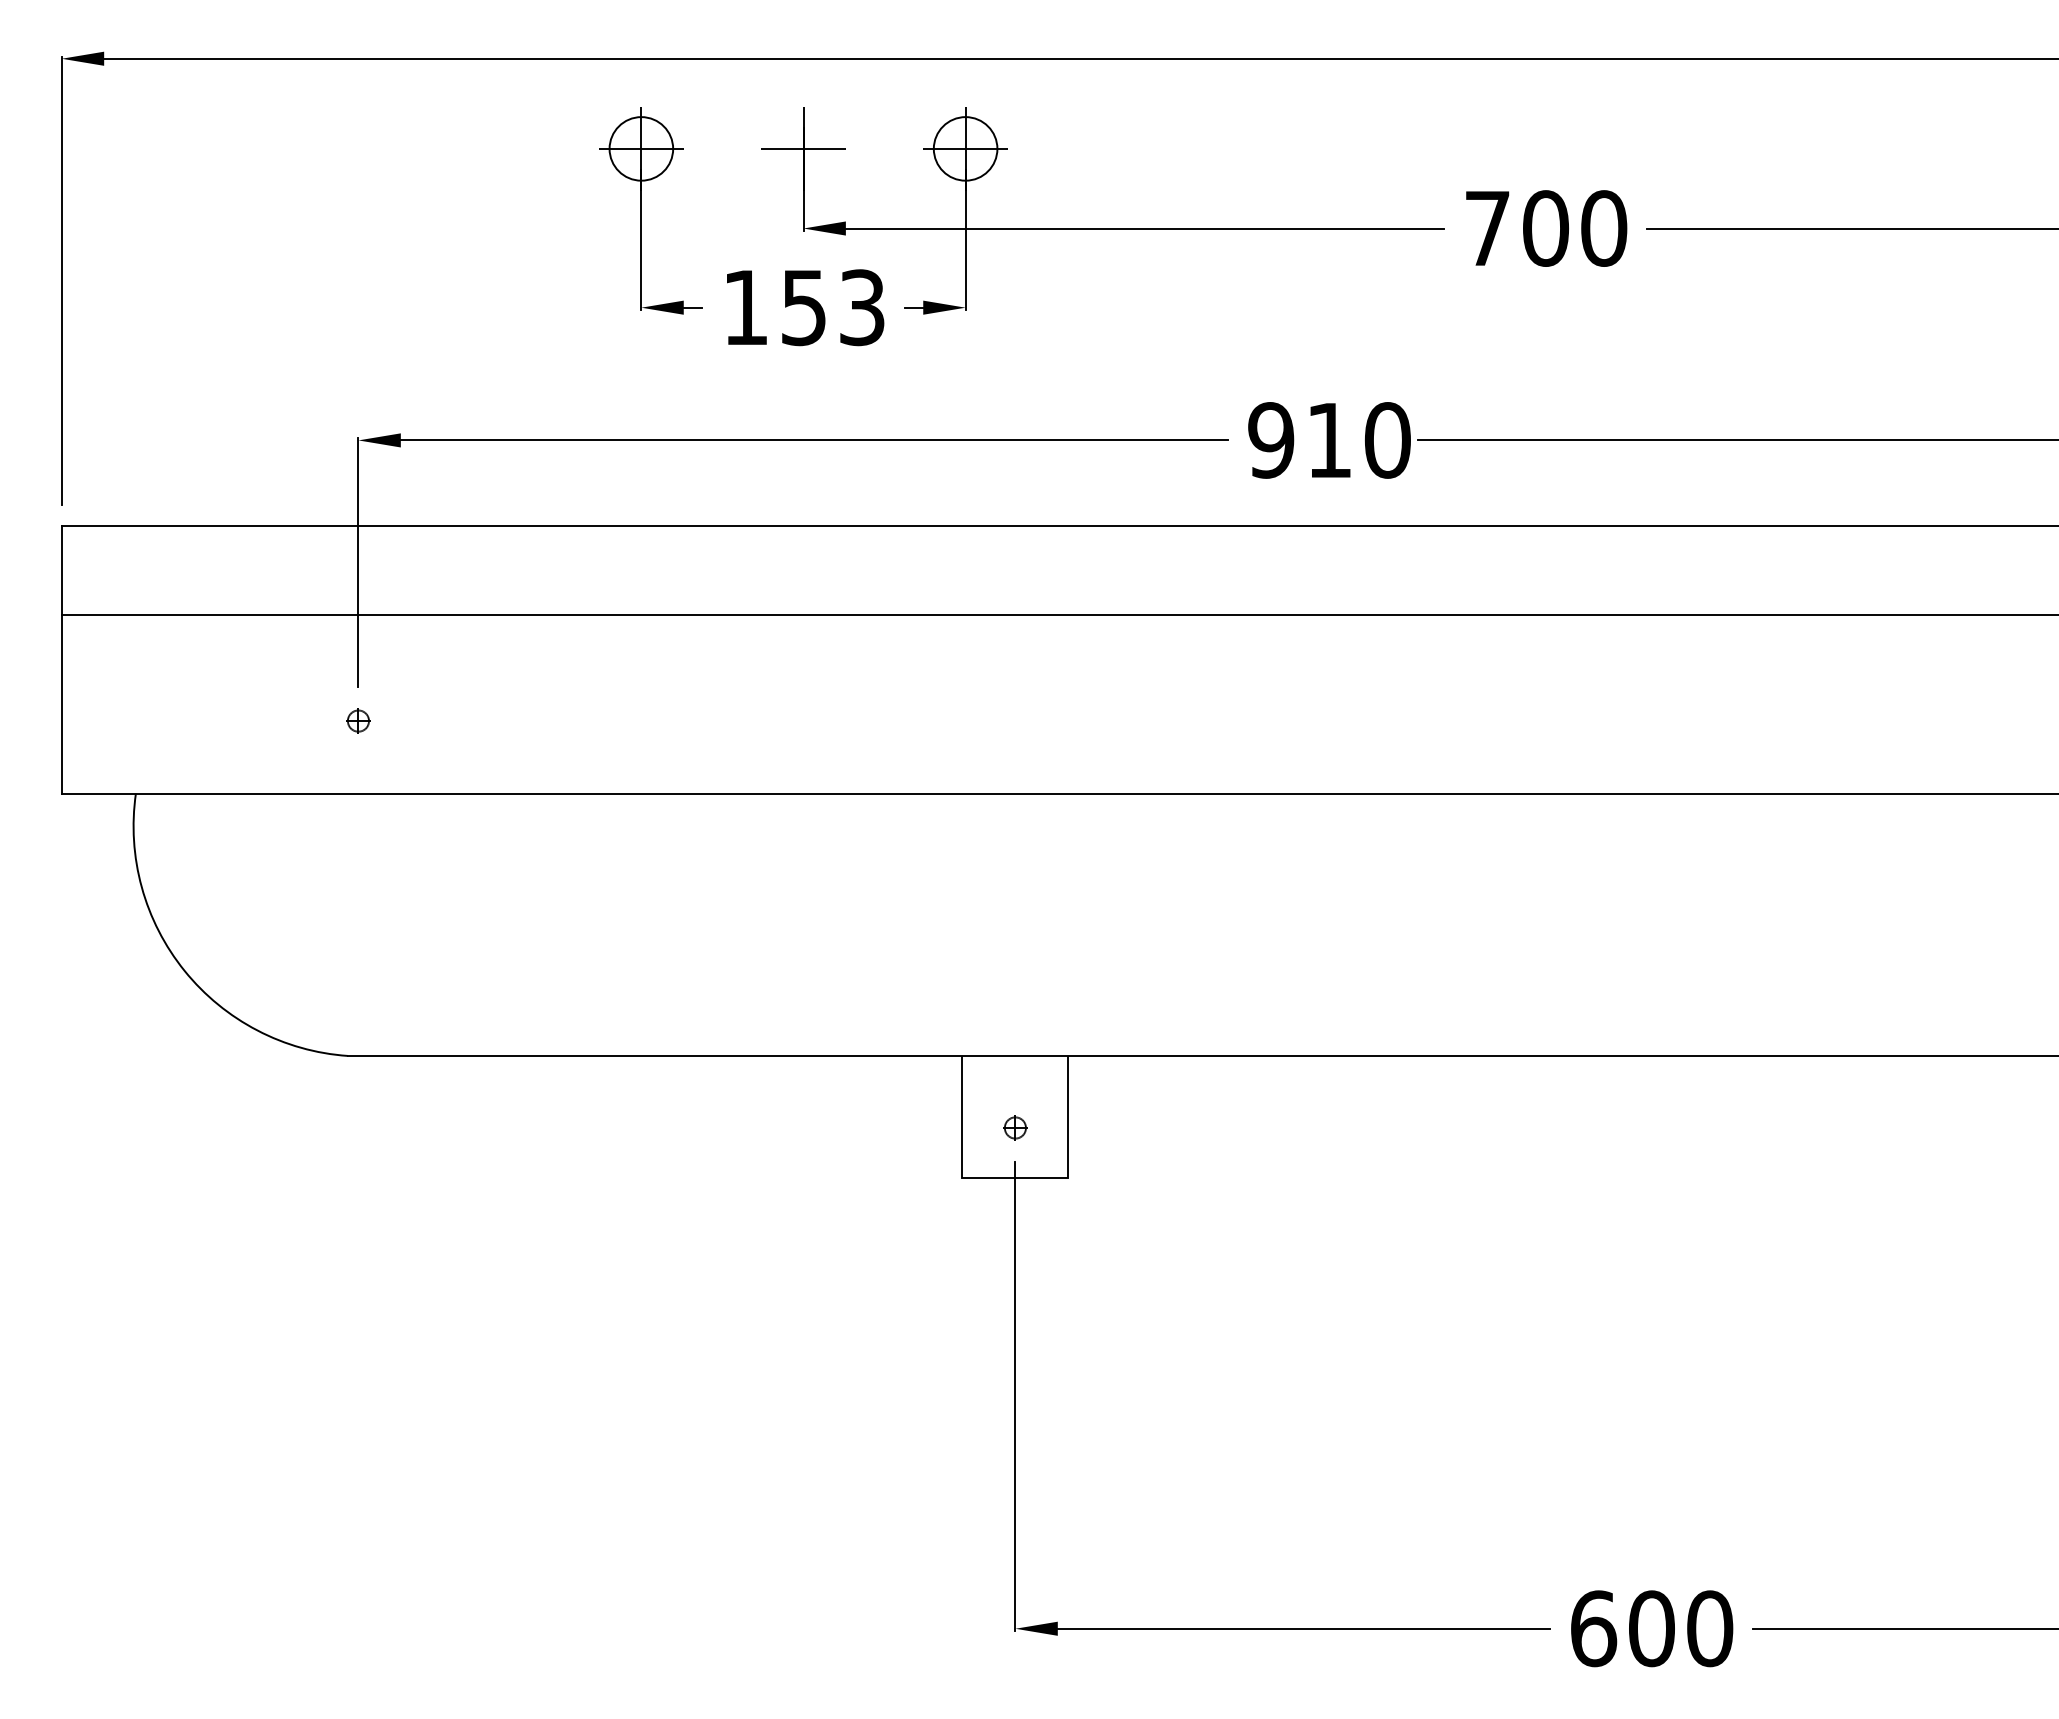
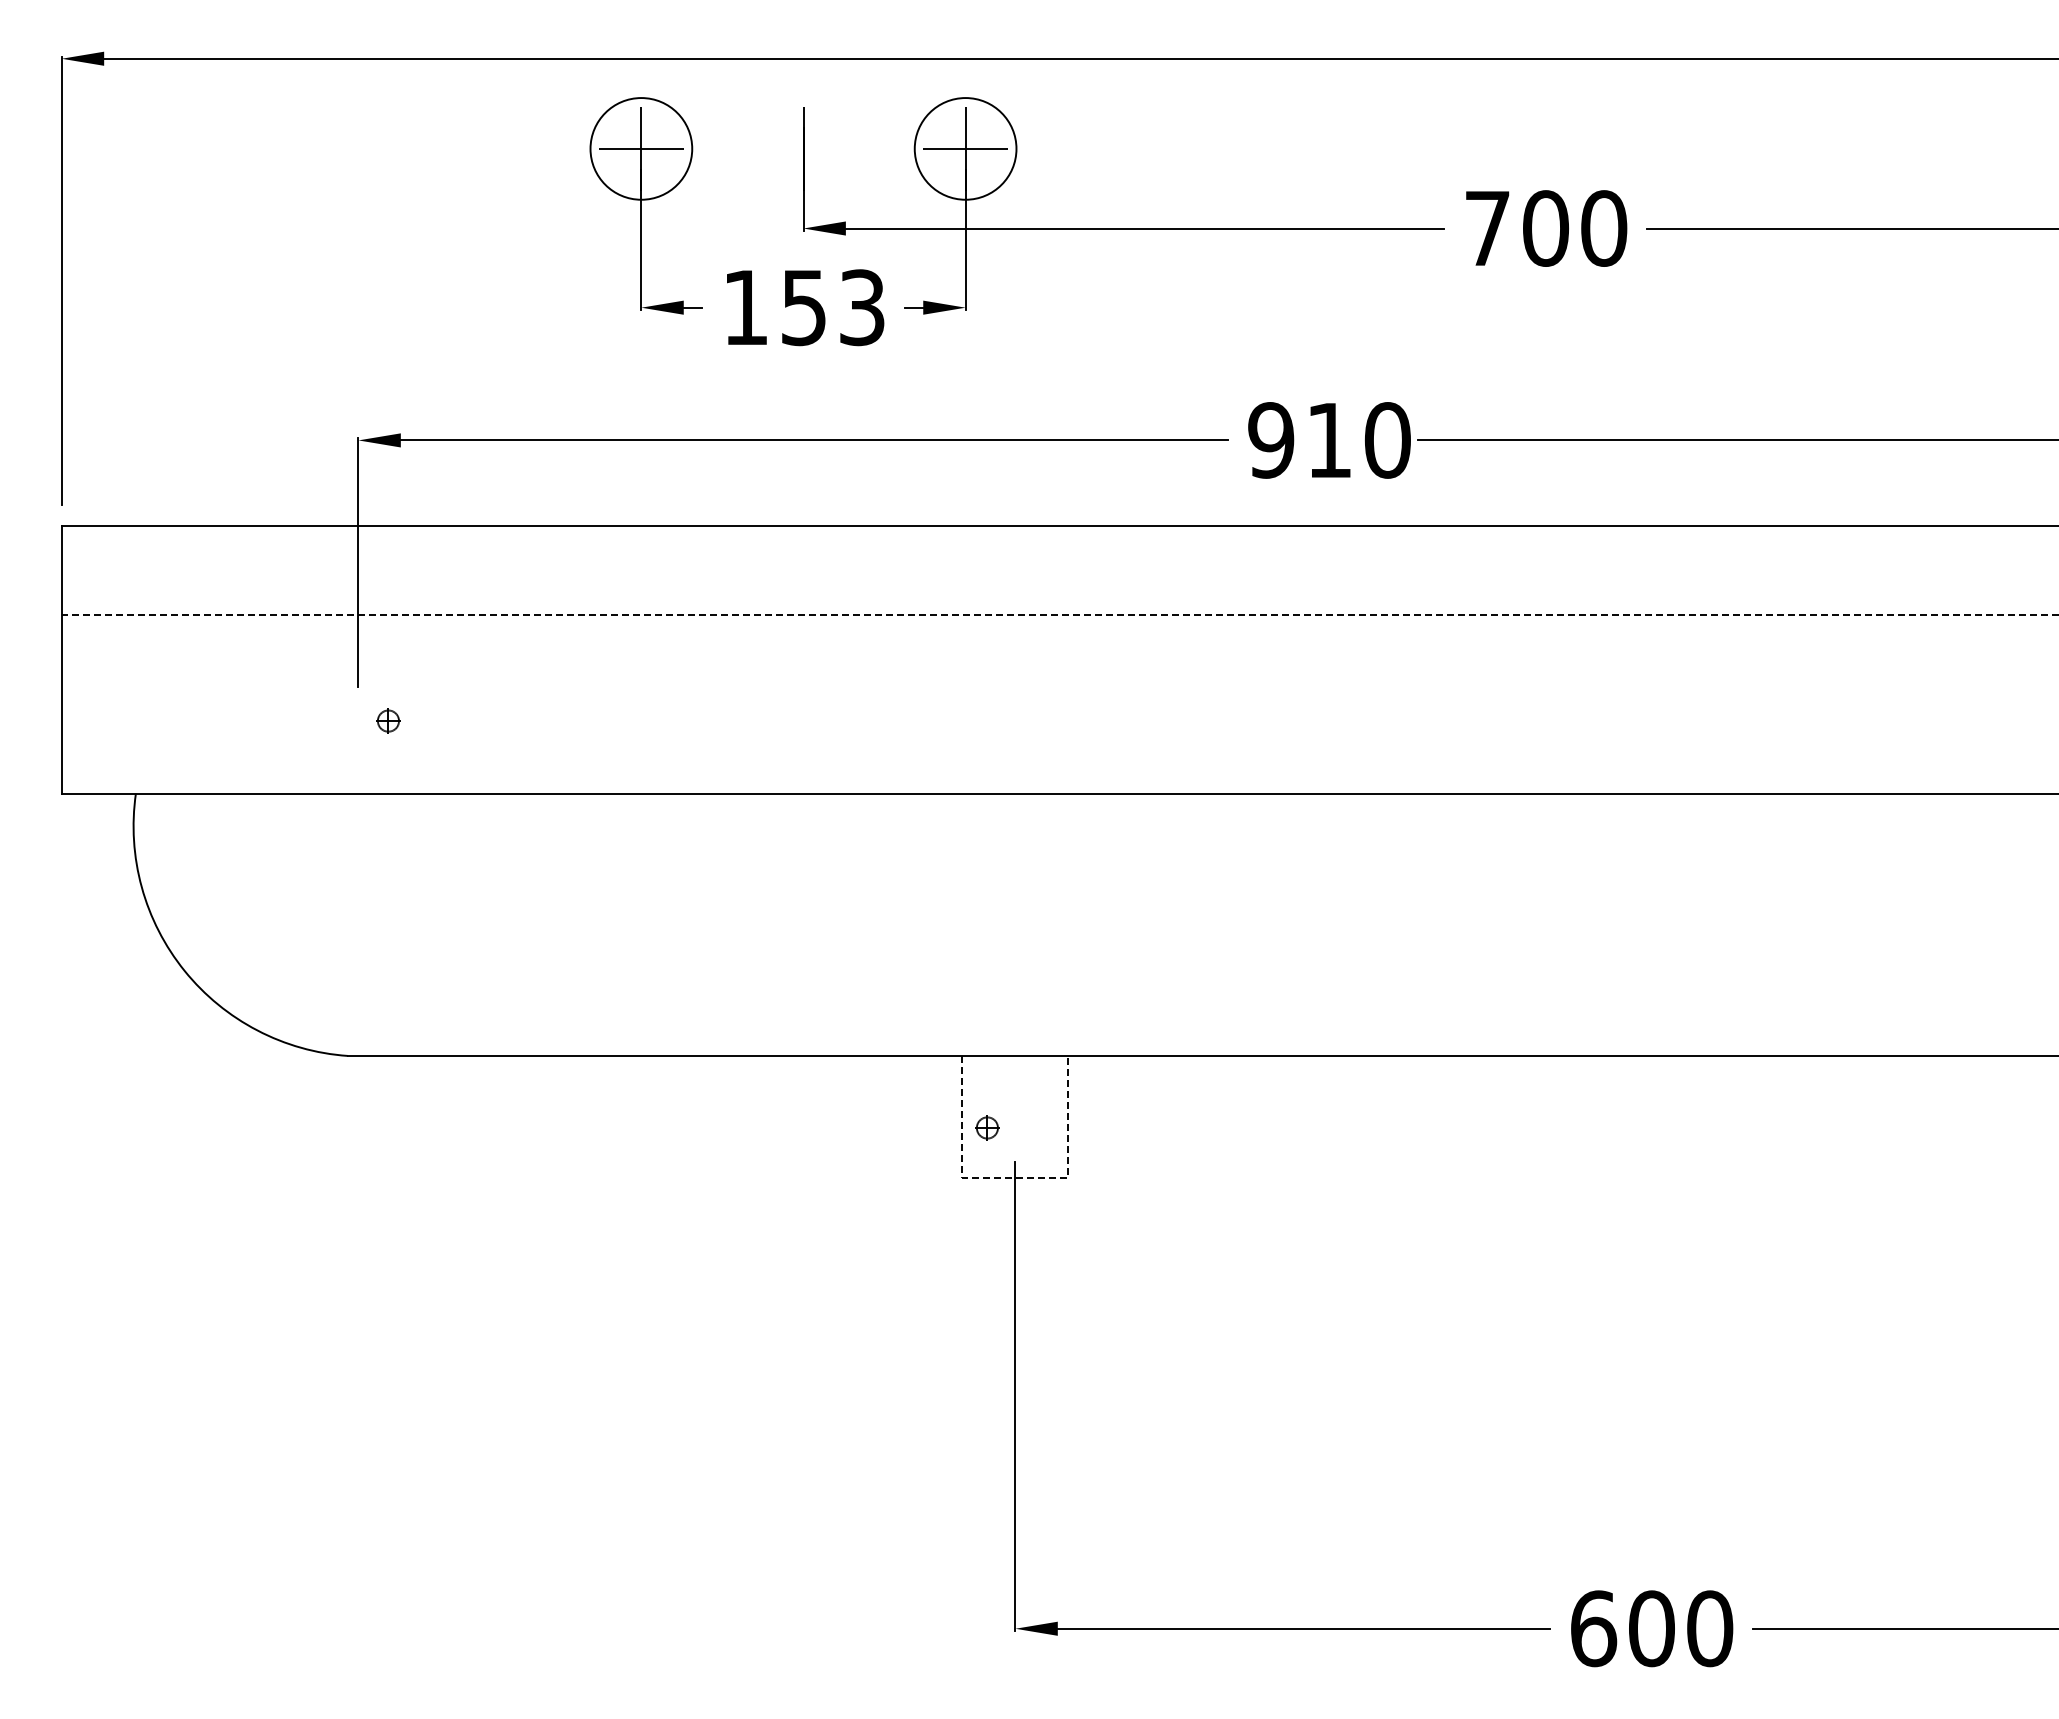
circle diameter: 64 px -> 102 px (641, 148)
line: present -> none (803, 148)
circle diameter: 64 px -> 102 px (965, 148)
line: solid -> dashed (1059, 615)
part position: (358, 720) -> (388, 720) (388, 720)
part position: (1015, 1127) -> (987, 1127) (987, 1127)
line: solid -> dashed (1015, 1178)
